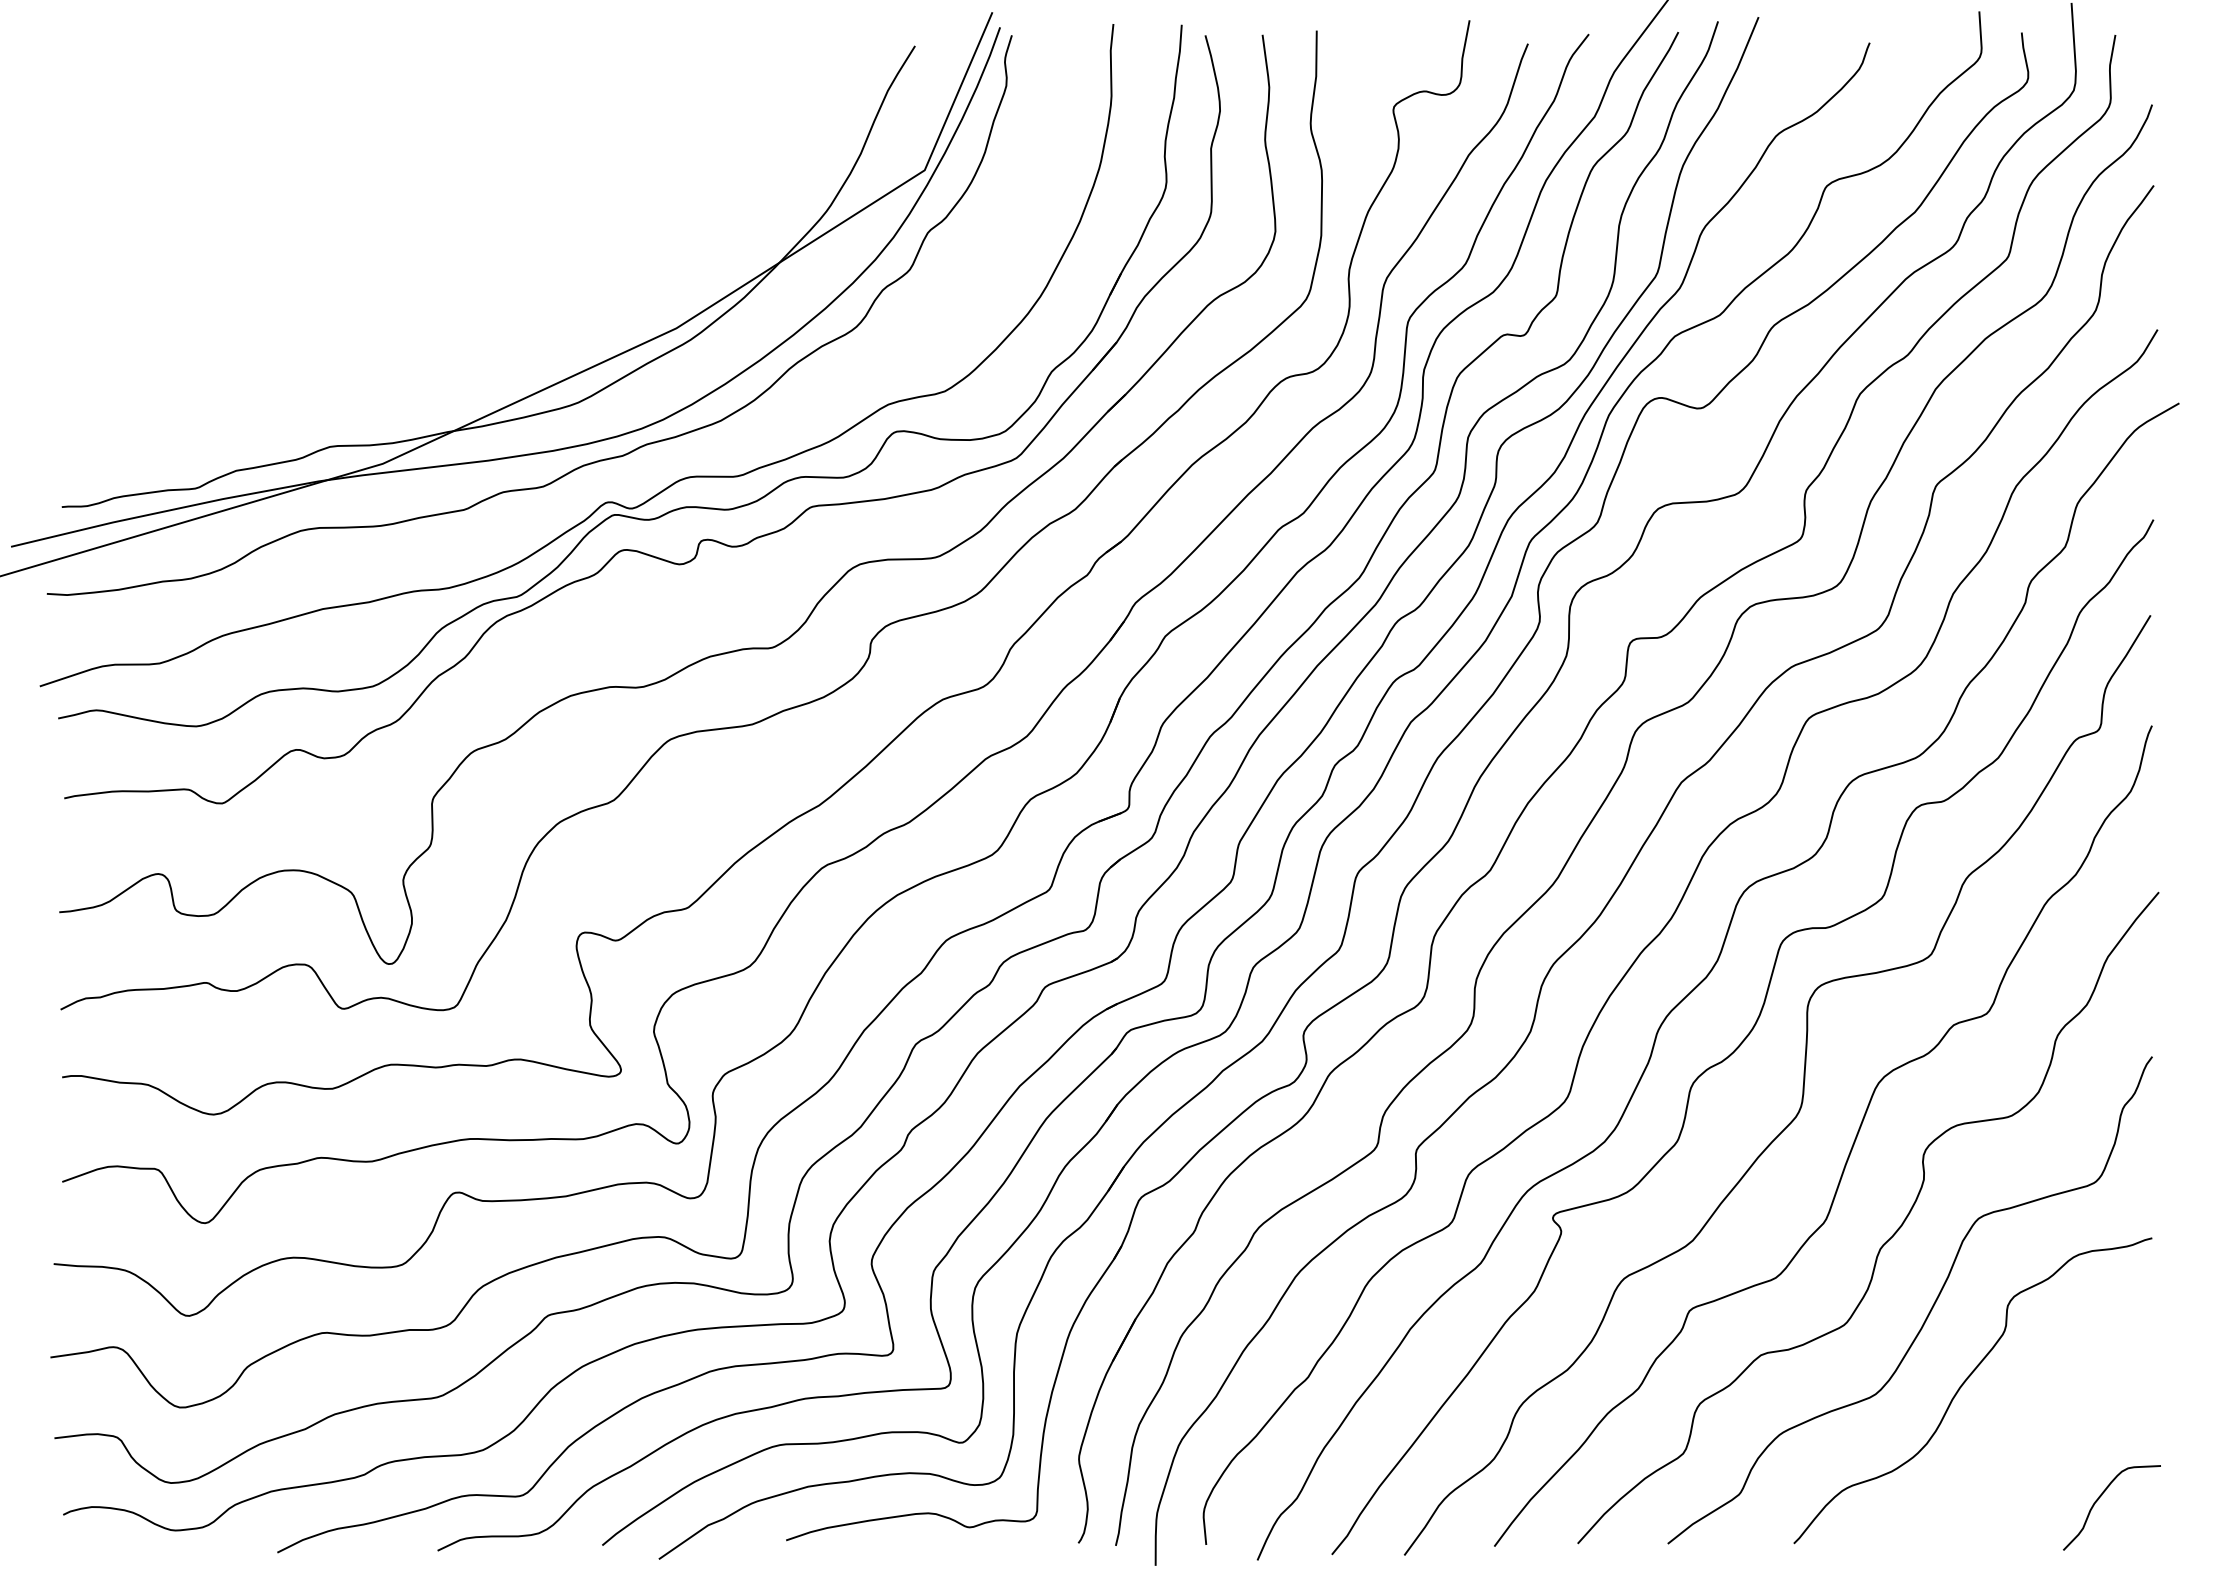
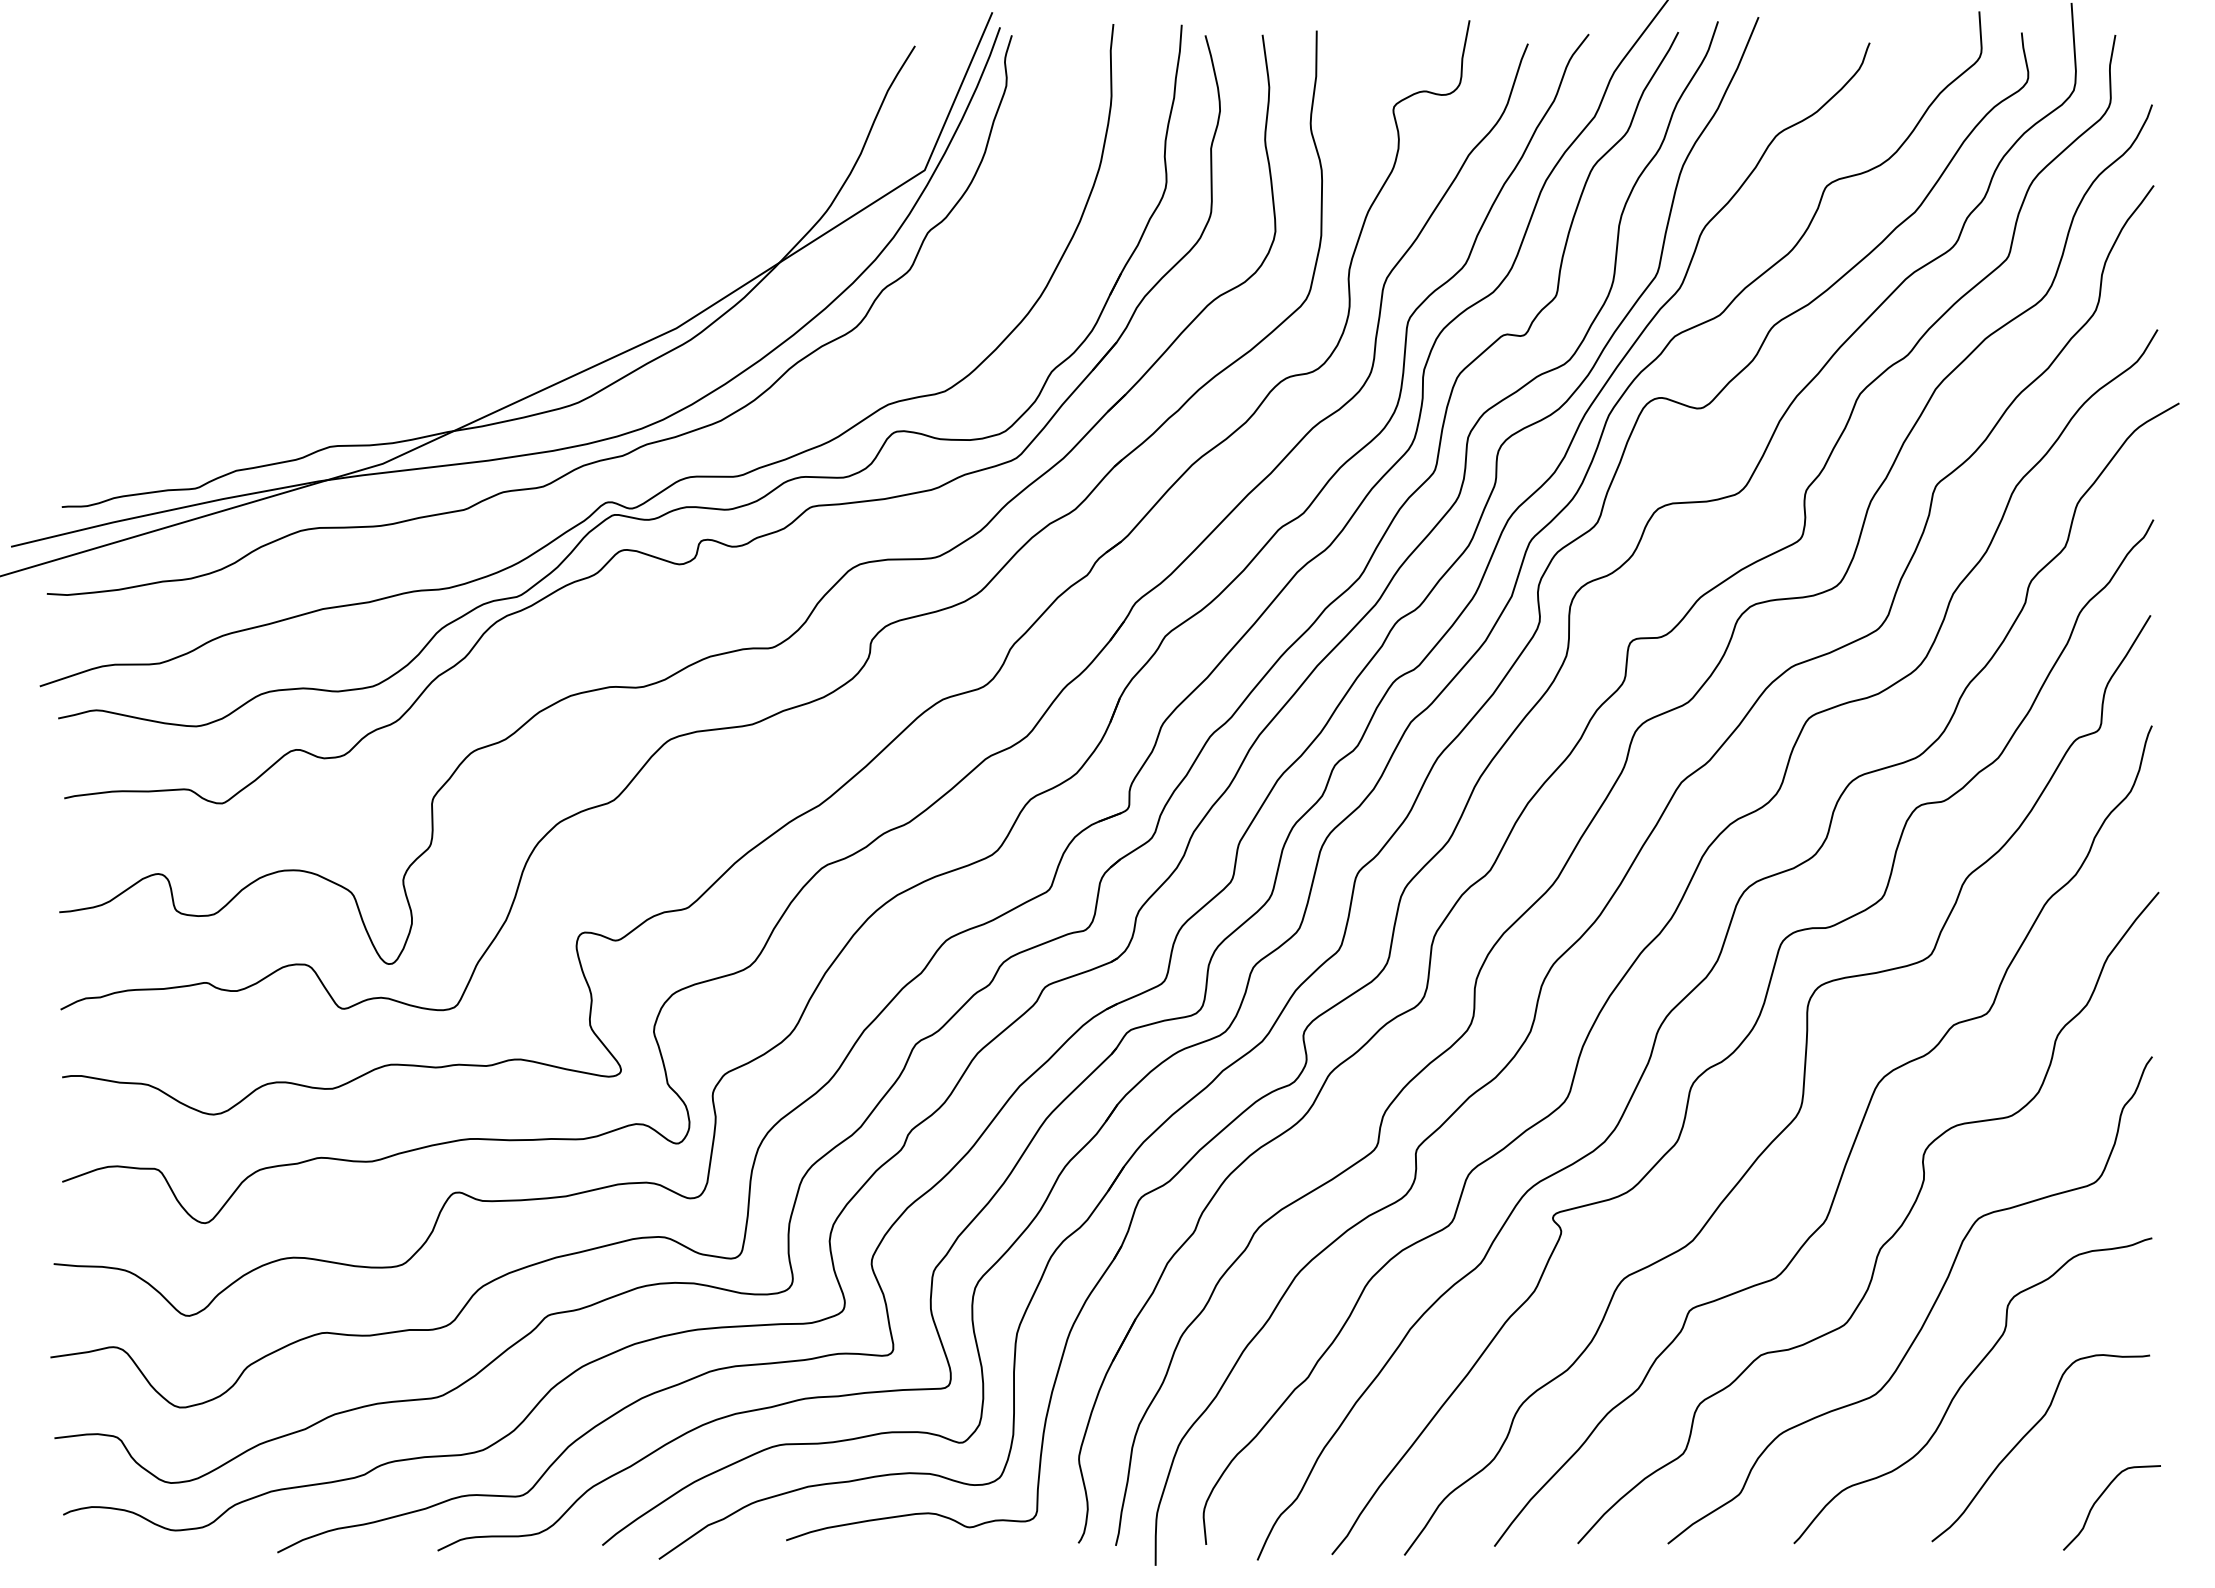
curve: none -> present (2027, 1434)
